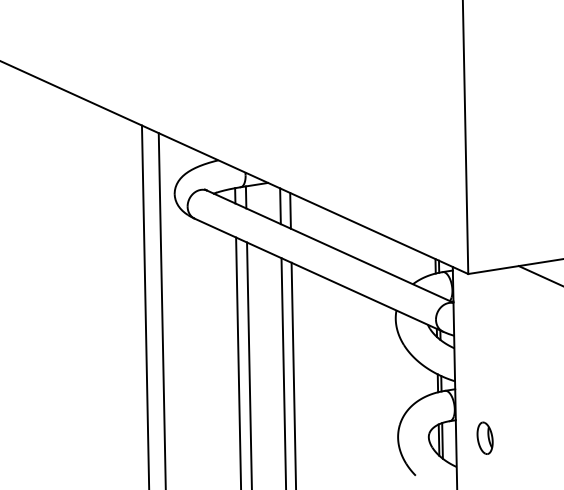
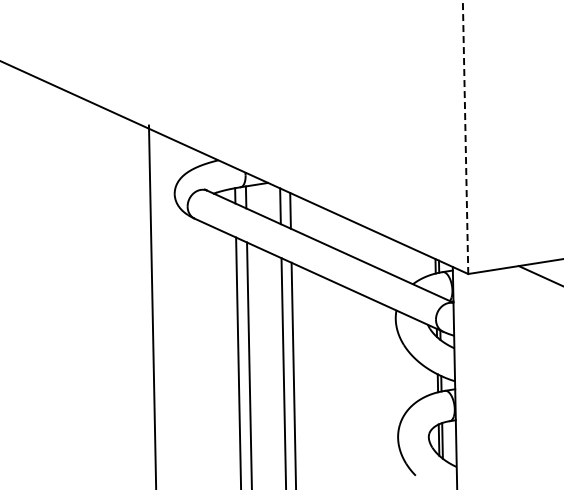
line: solid -> dashed (465, 137)
line position: (145, 305) -> (152, 305) (152, 305)
line: present -> none (161, 309)
part: present -> none (484, 437)
